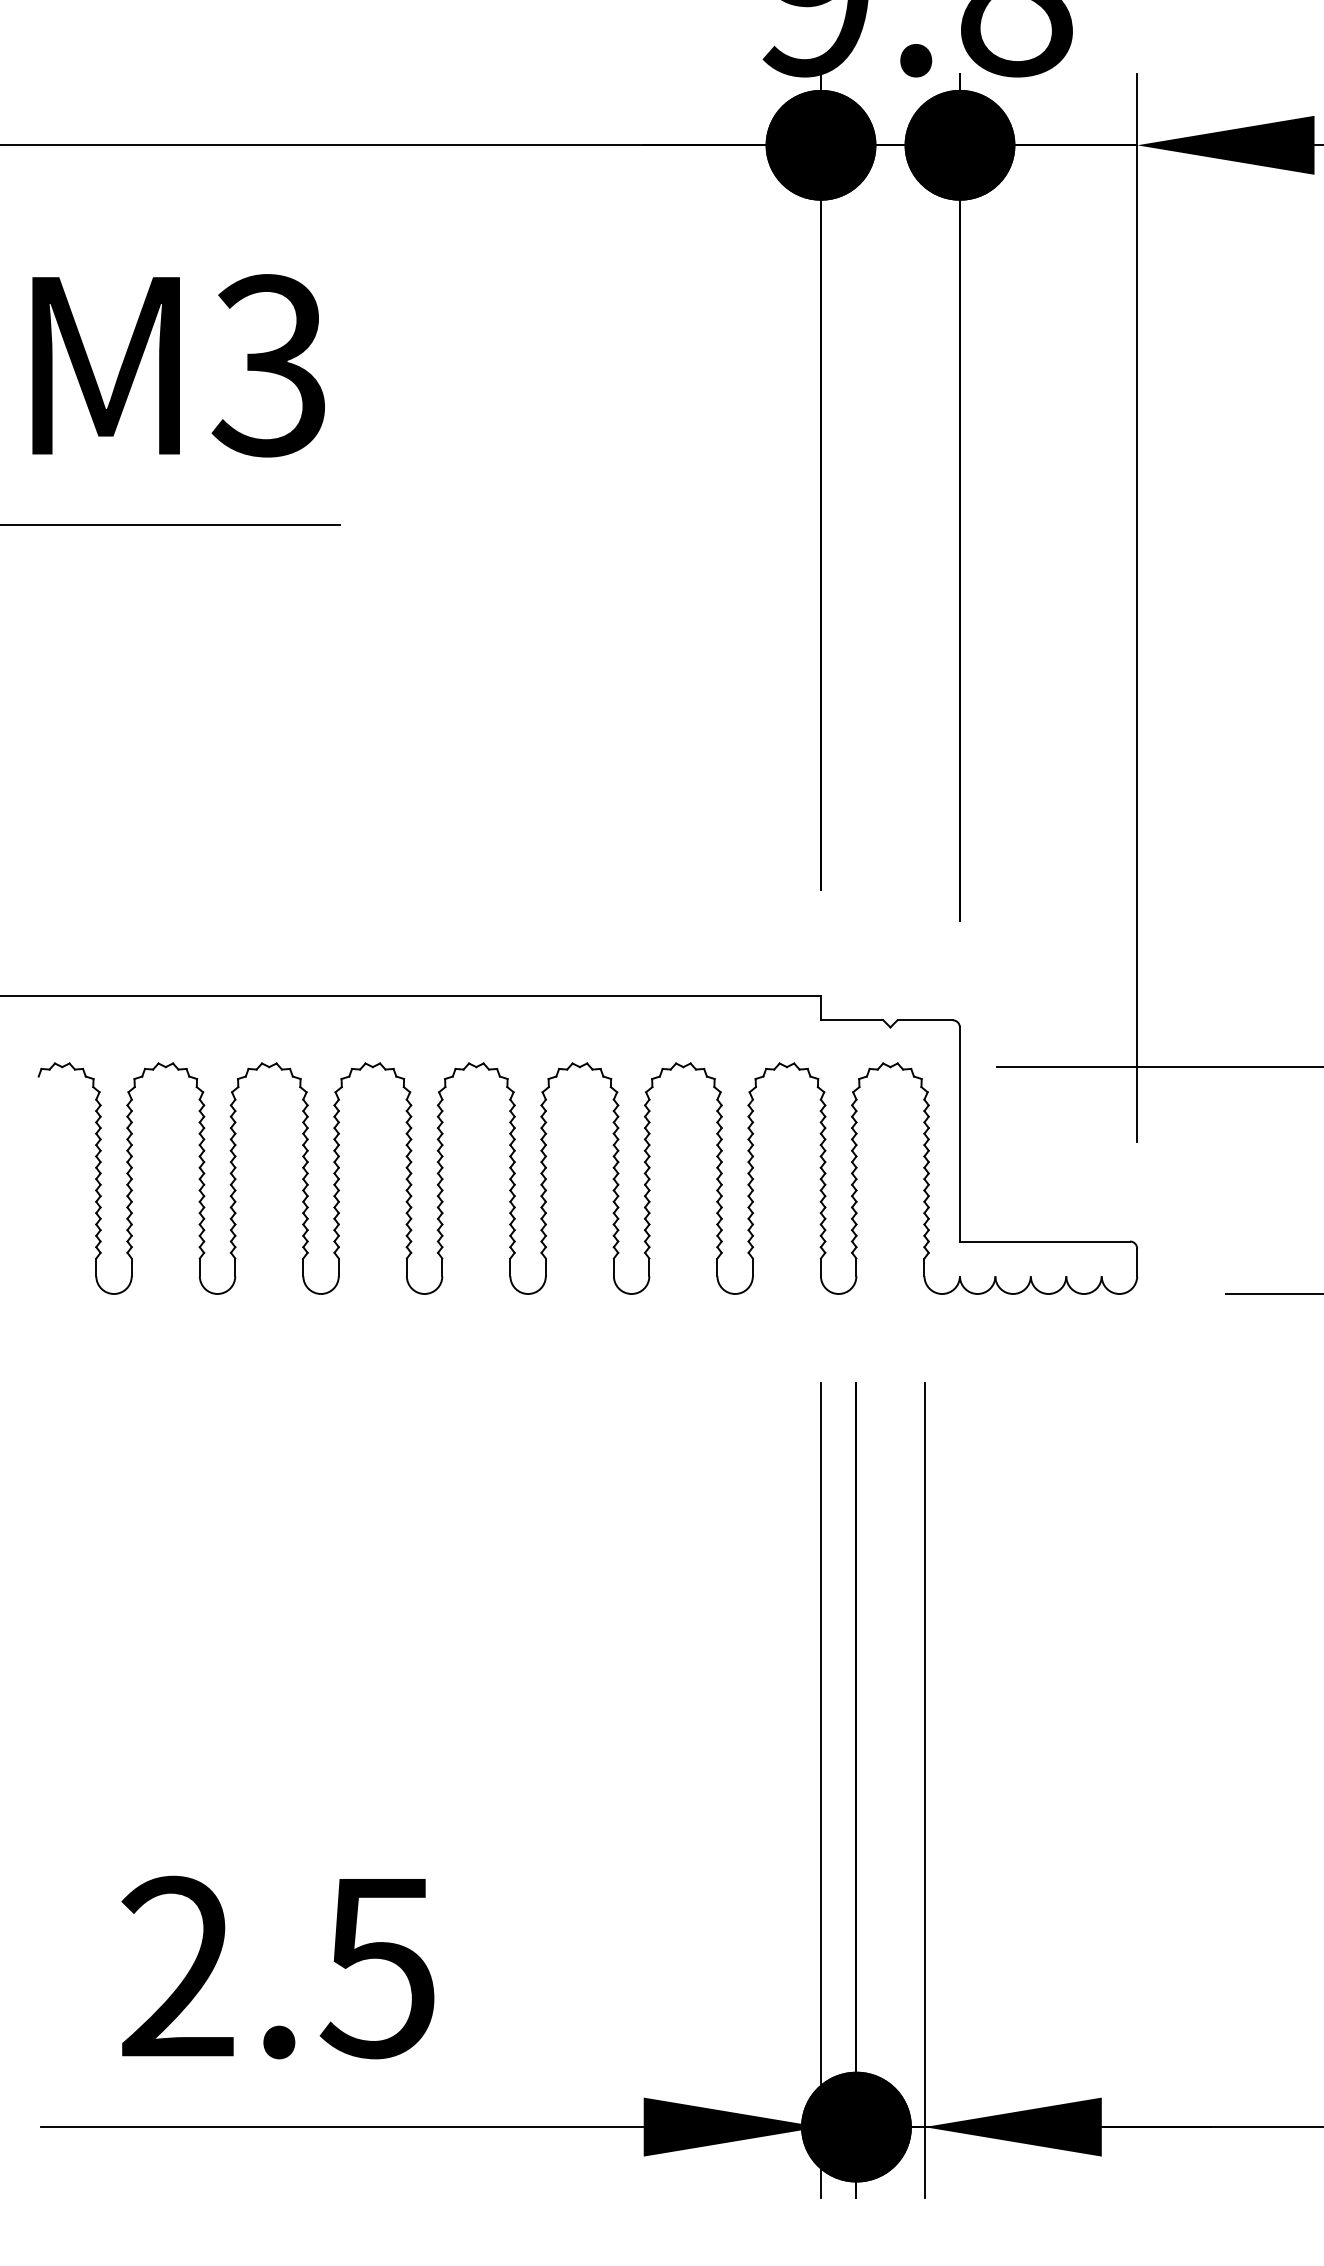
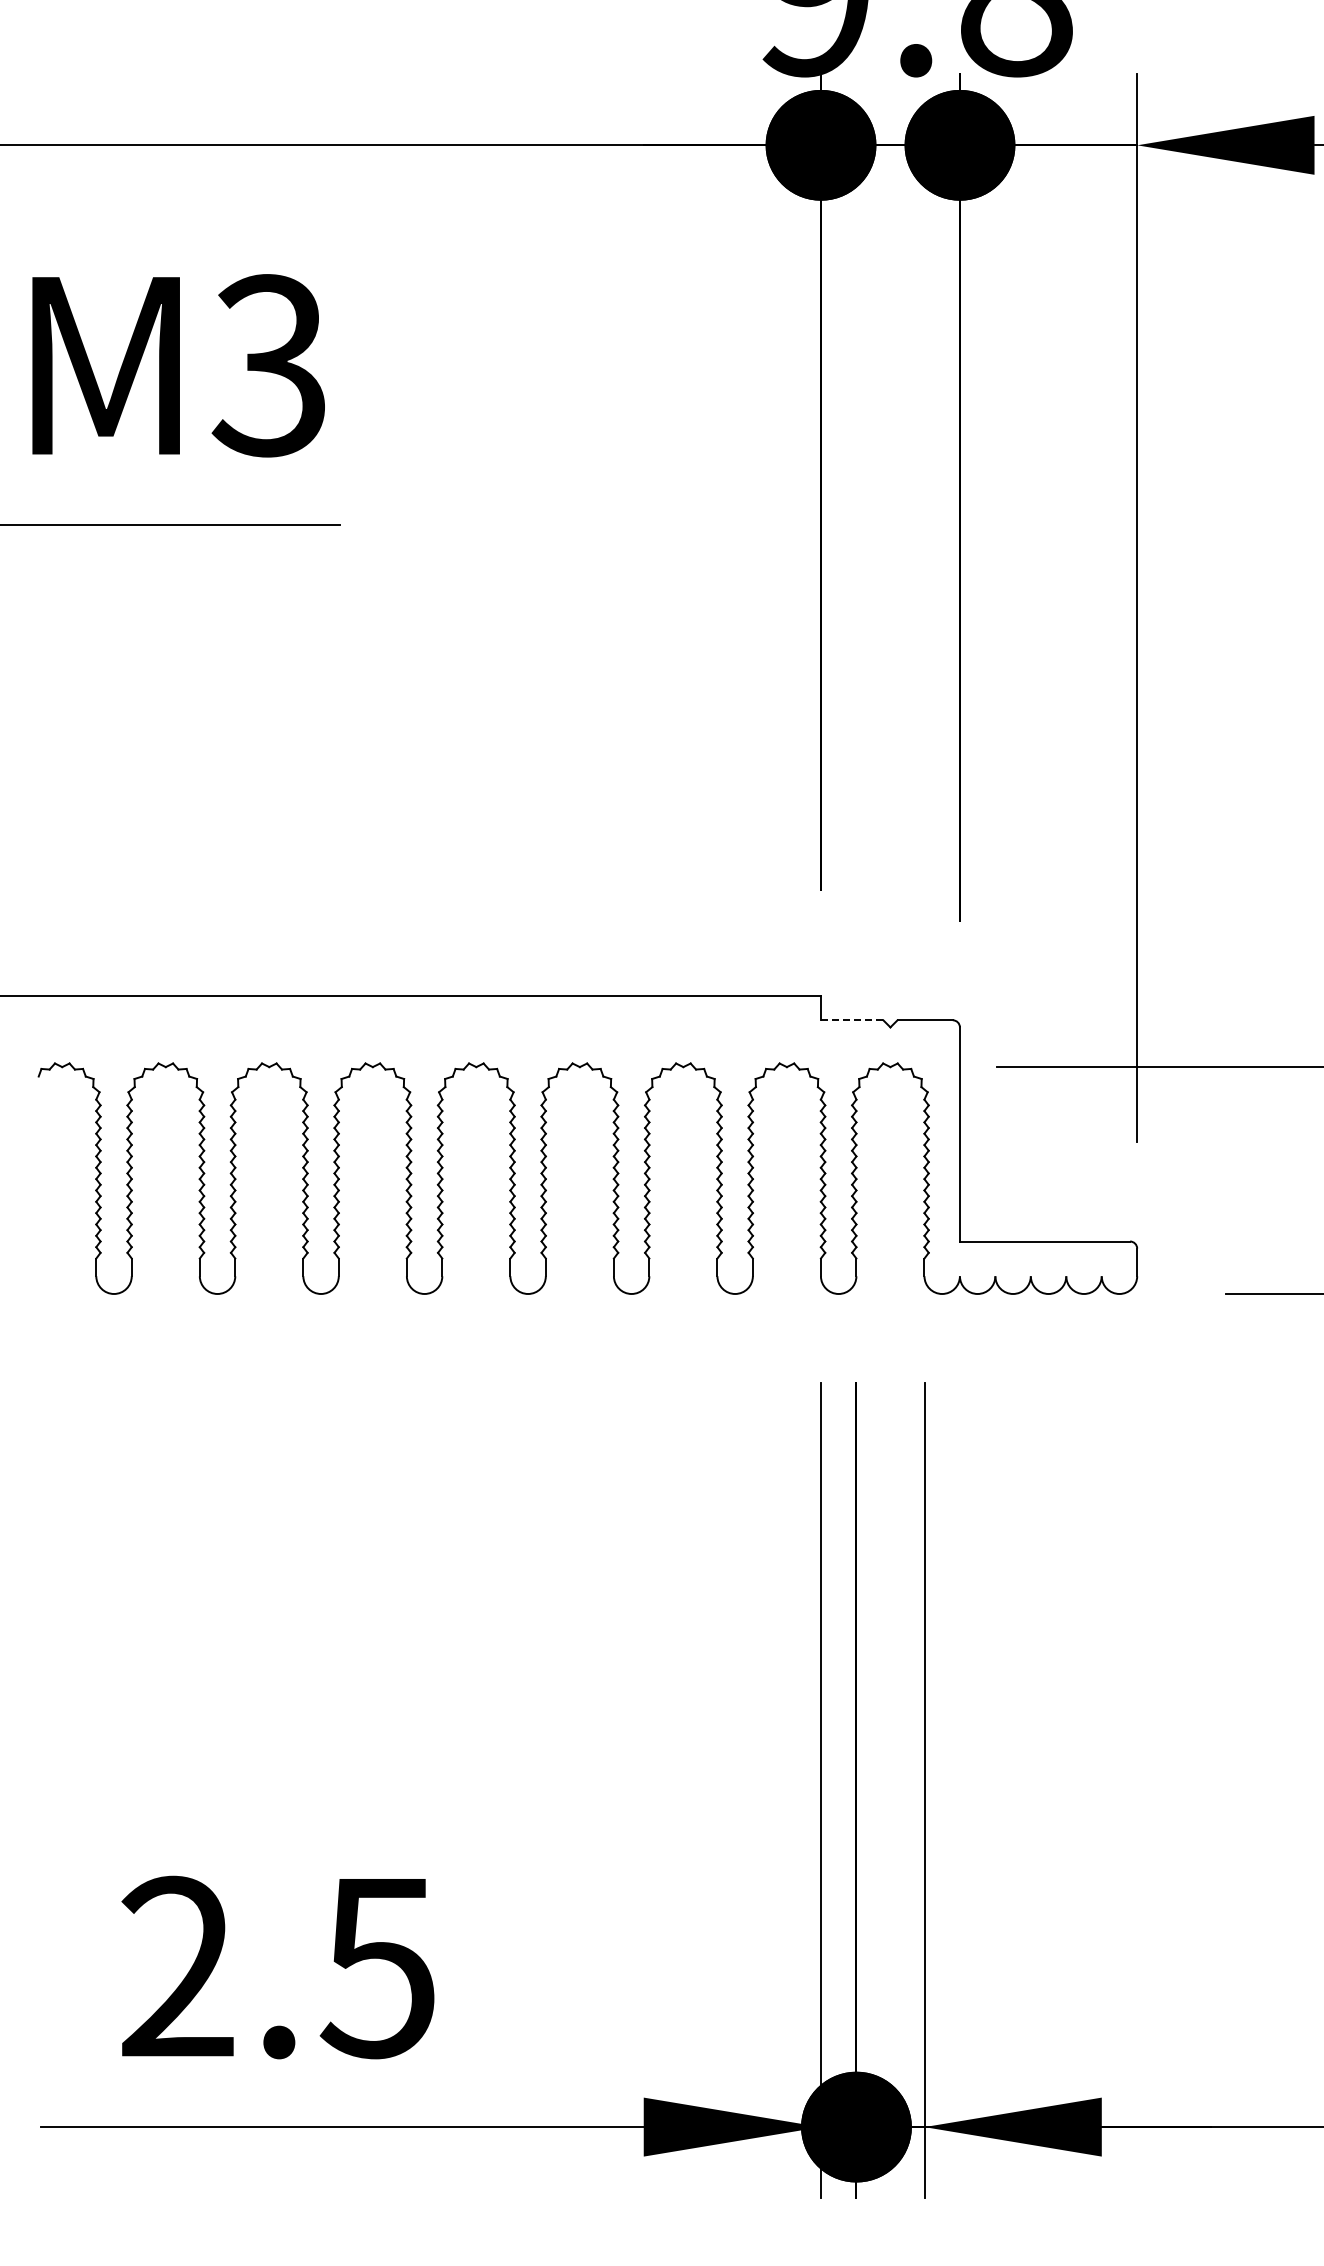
line: solid -> dashed (852, 1020)
